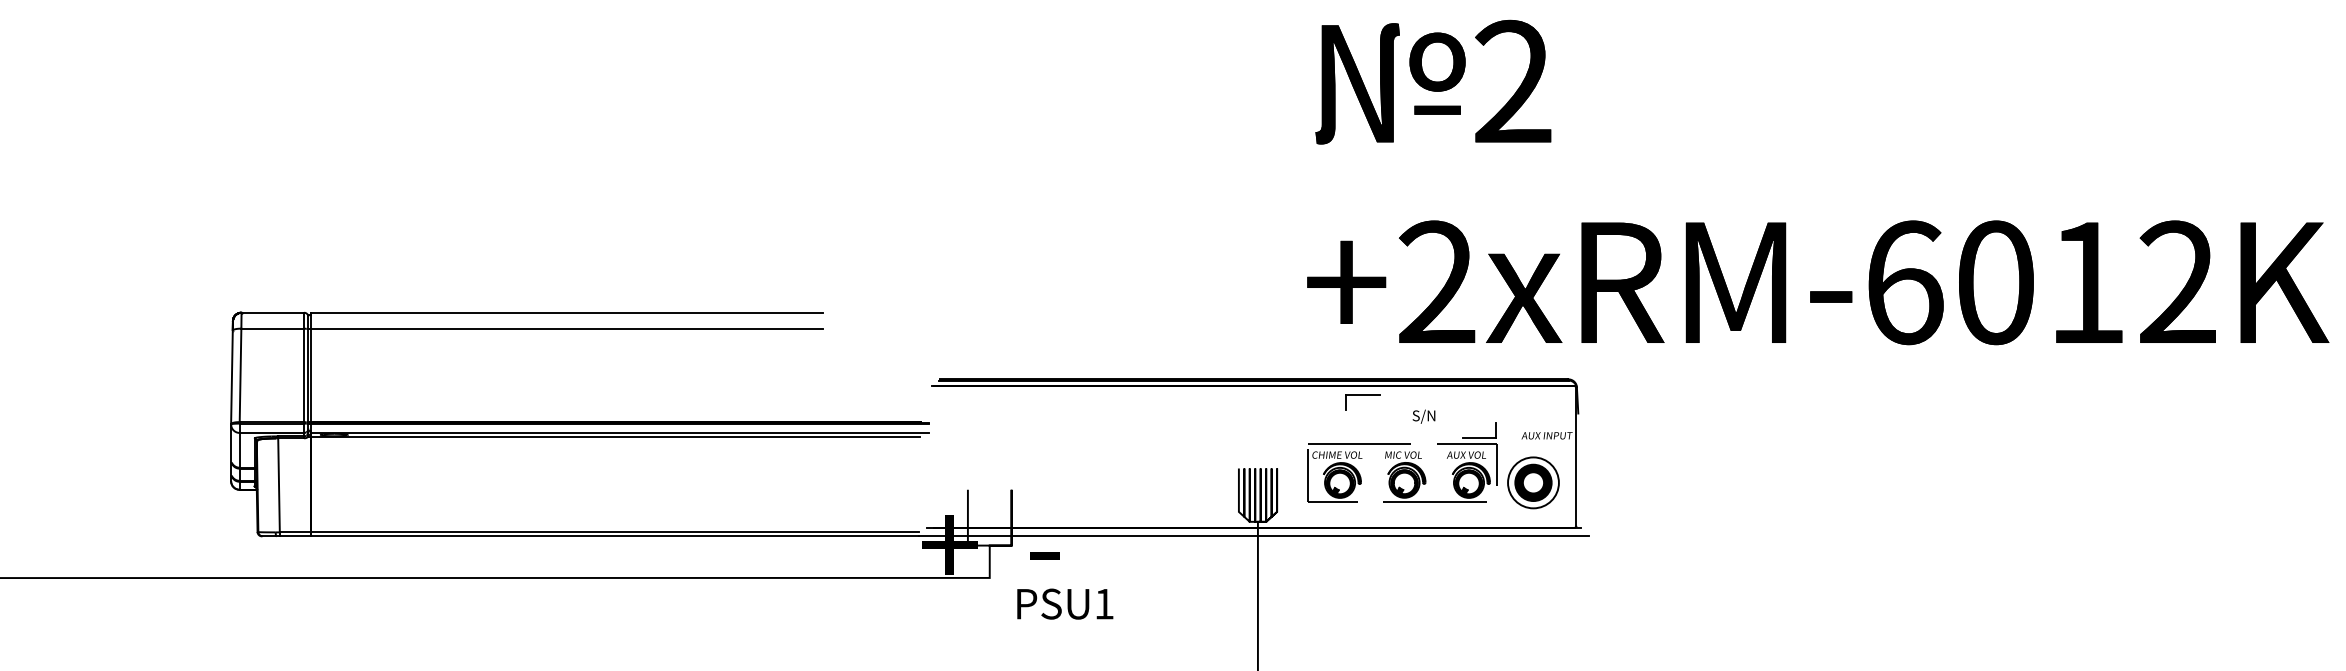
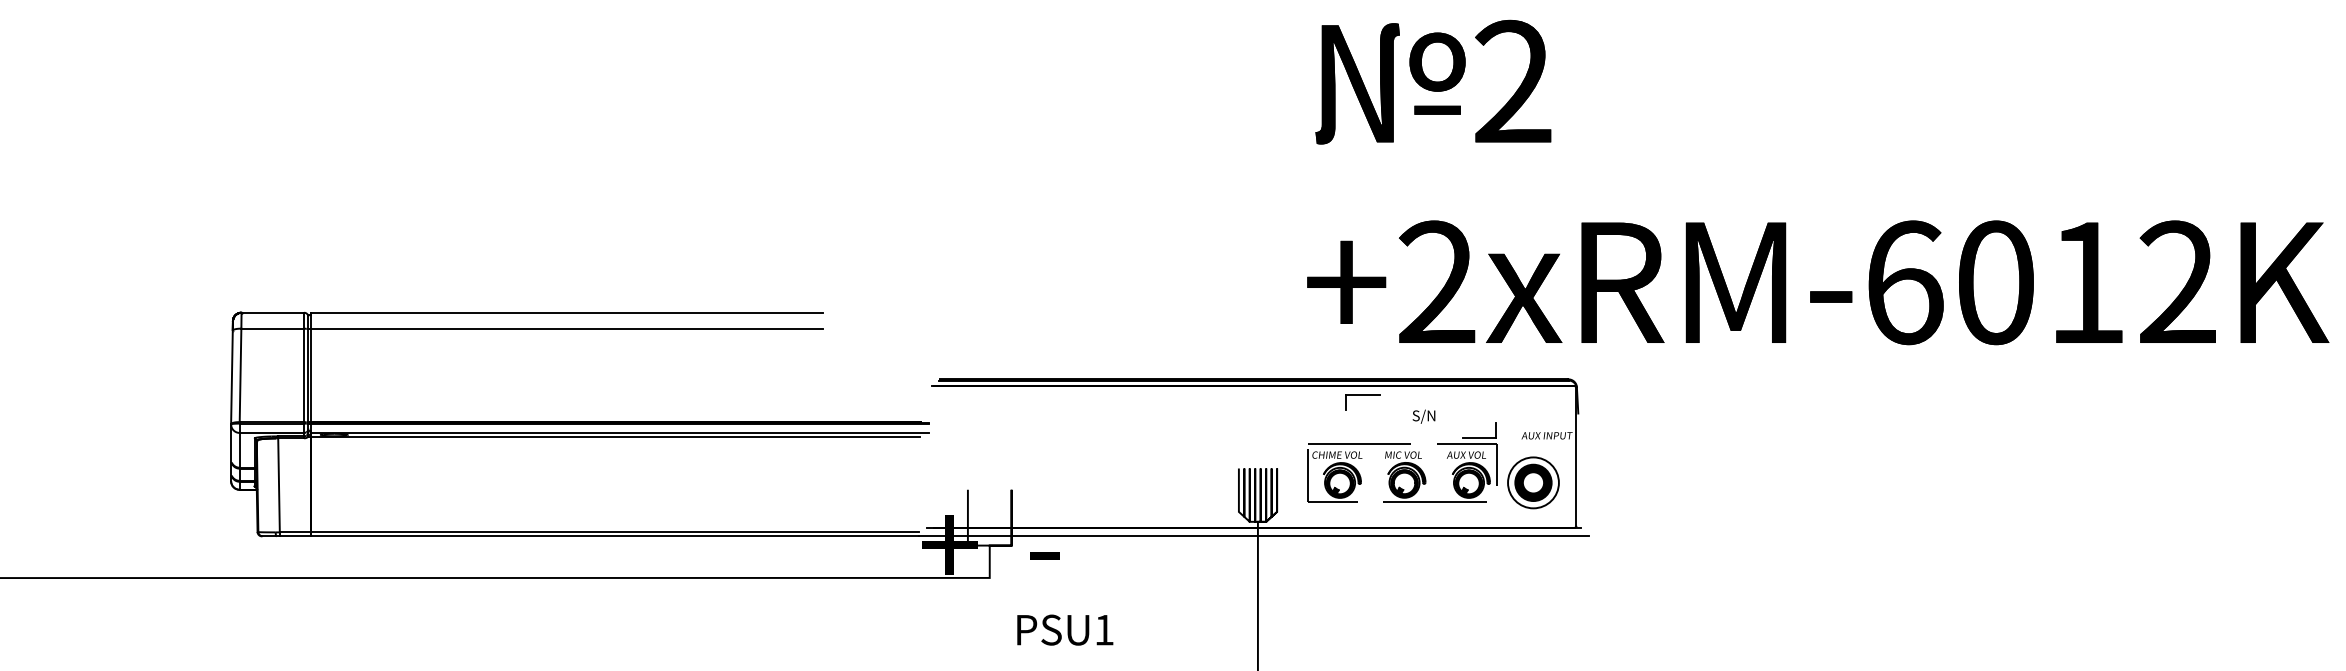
text position: (1065, 603) -> (1065, 629) (1065, 629)
